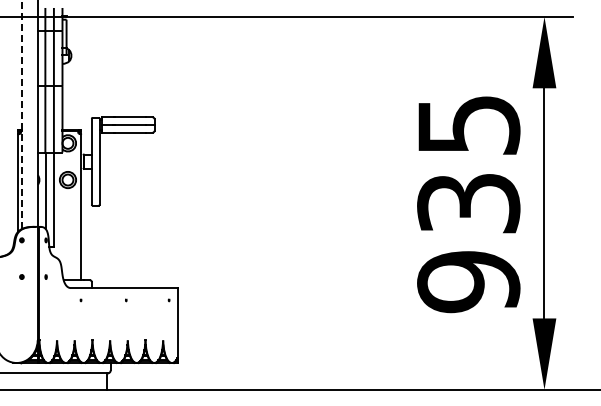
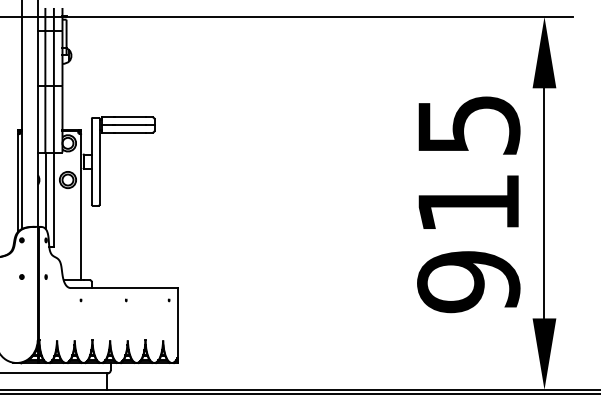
line: dashed -> solid (22, 113)
text: 935 -> 915 (468, 203)
line: none -> present (299, 393)
